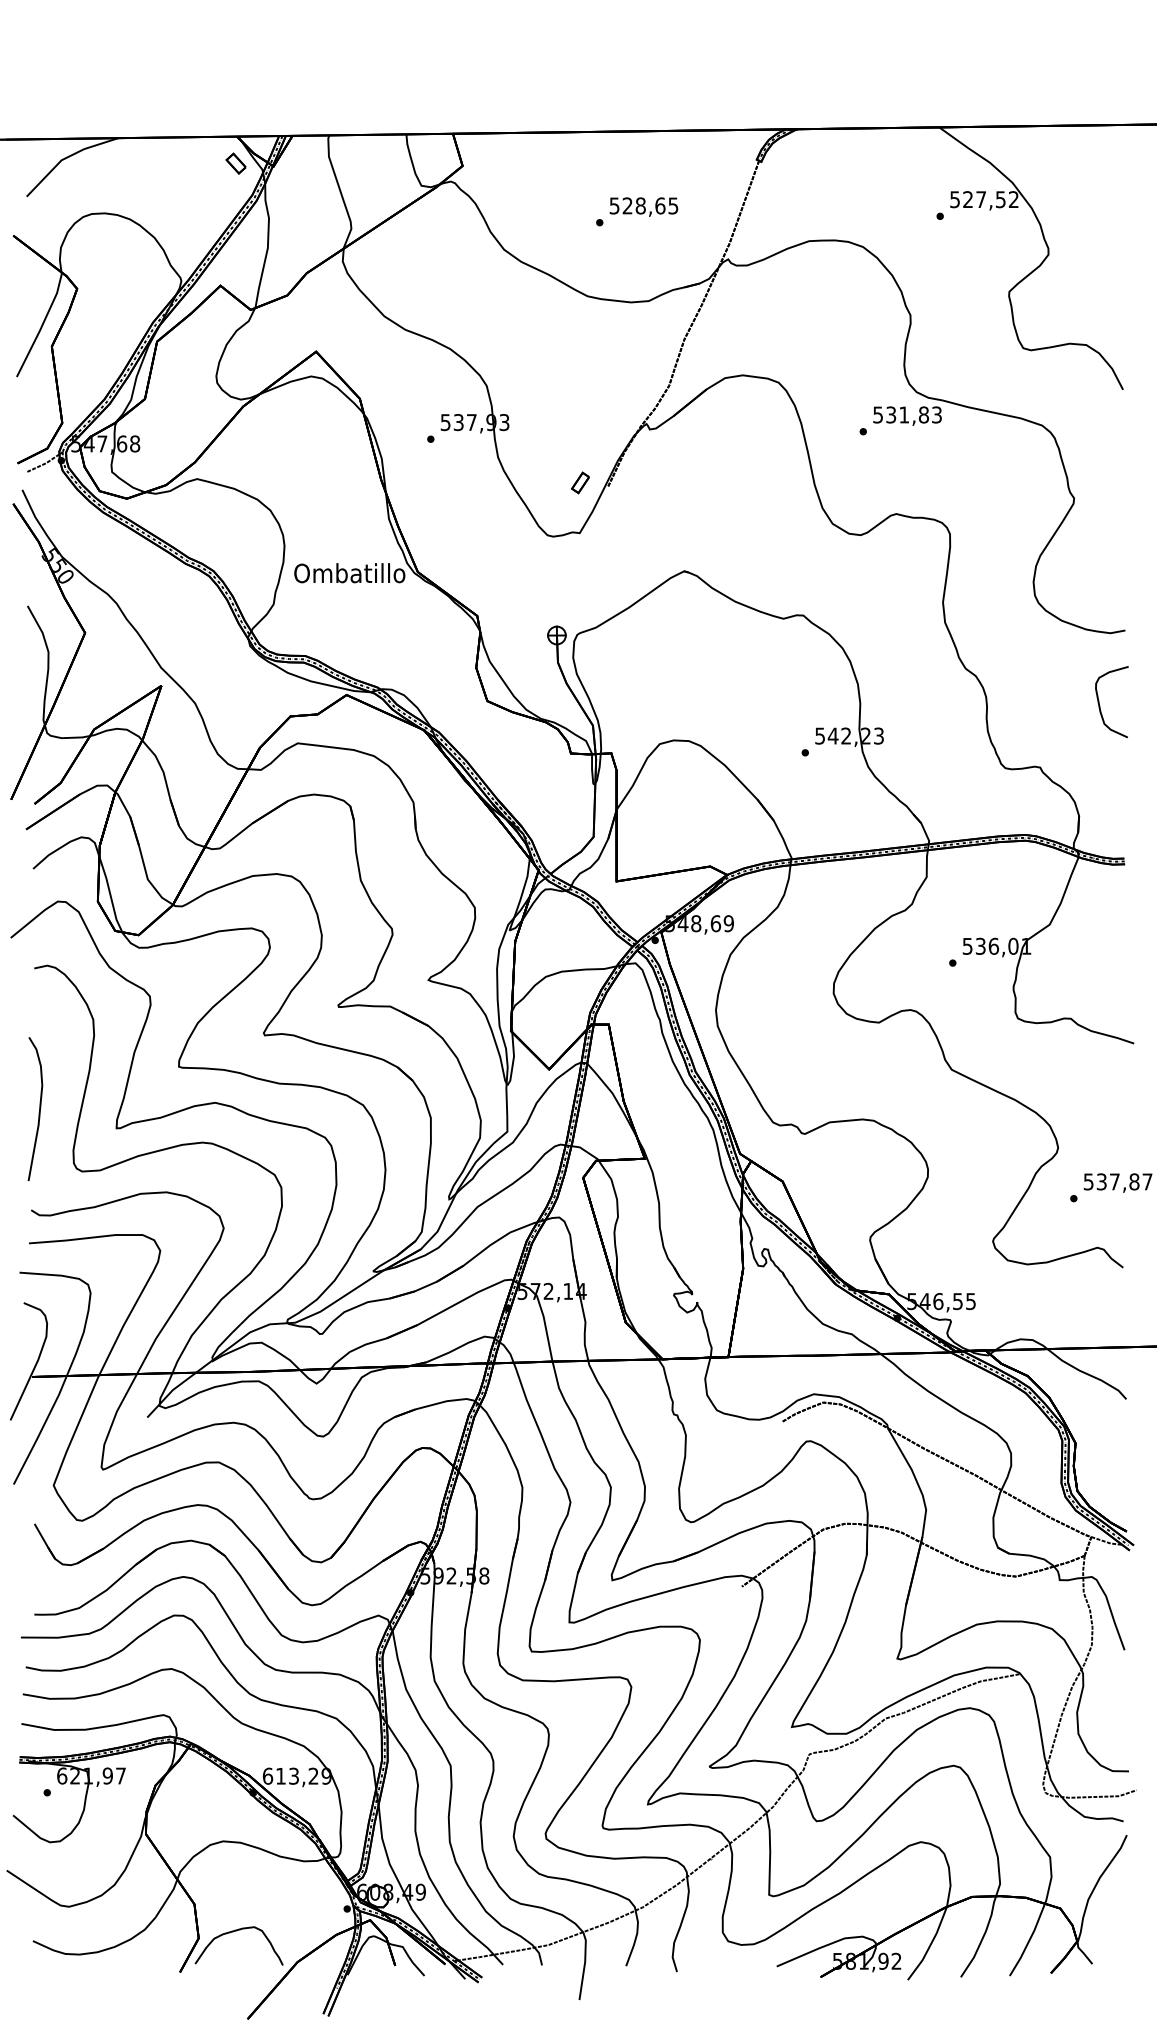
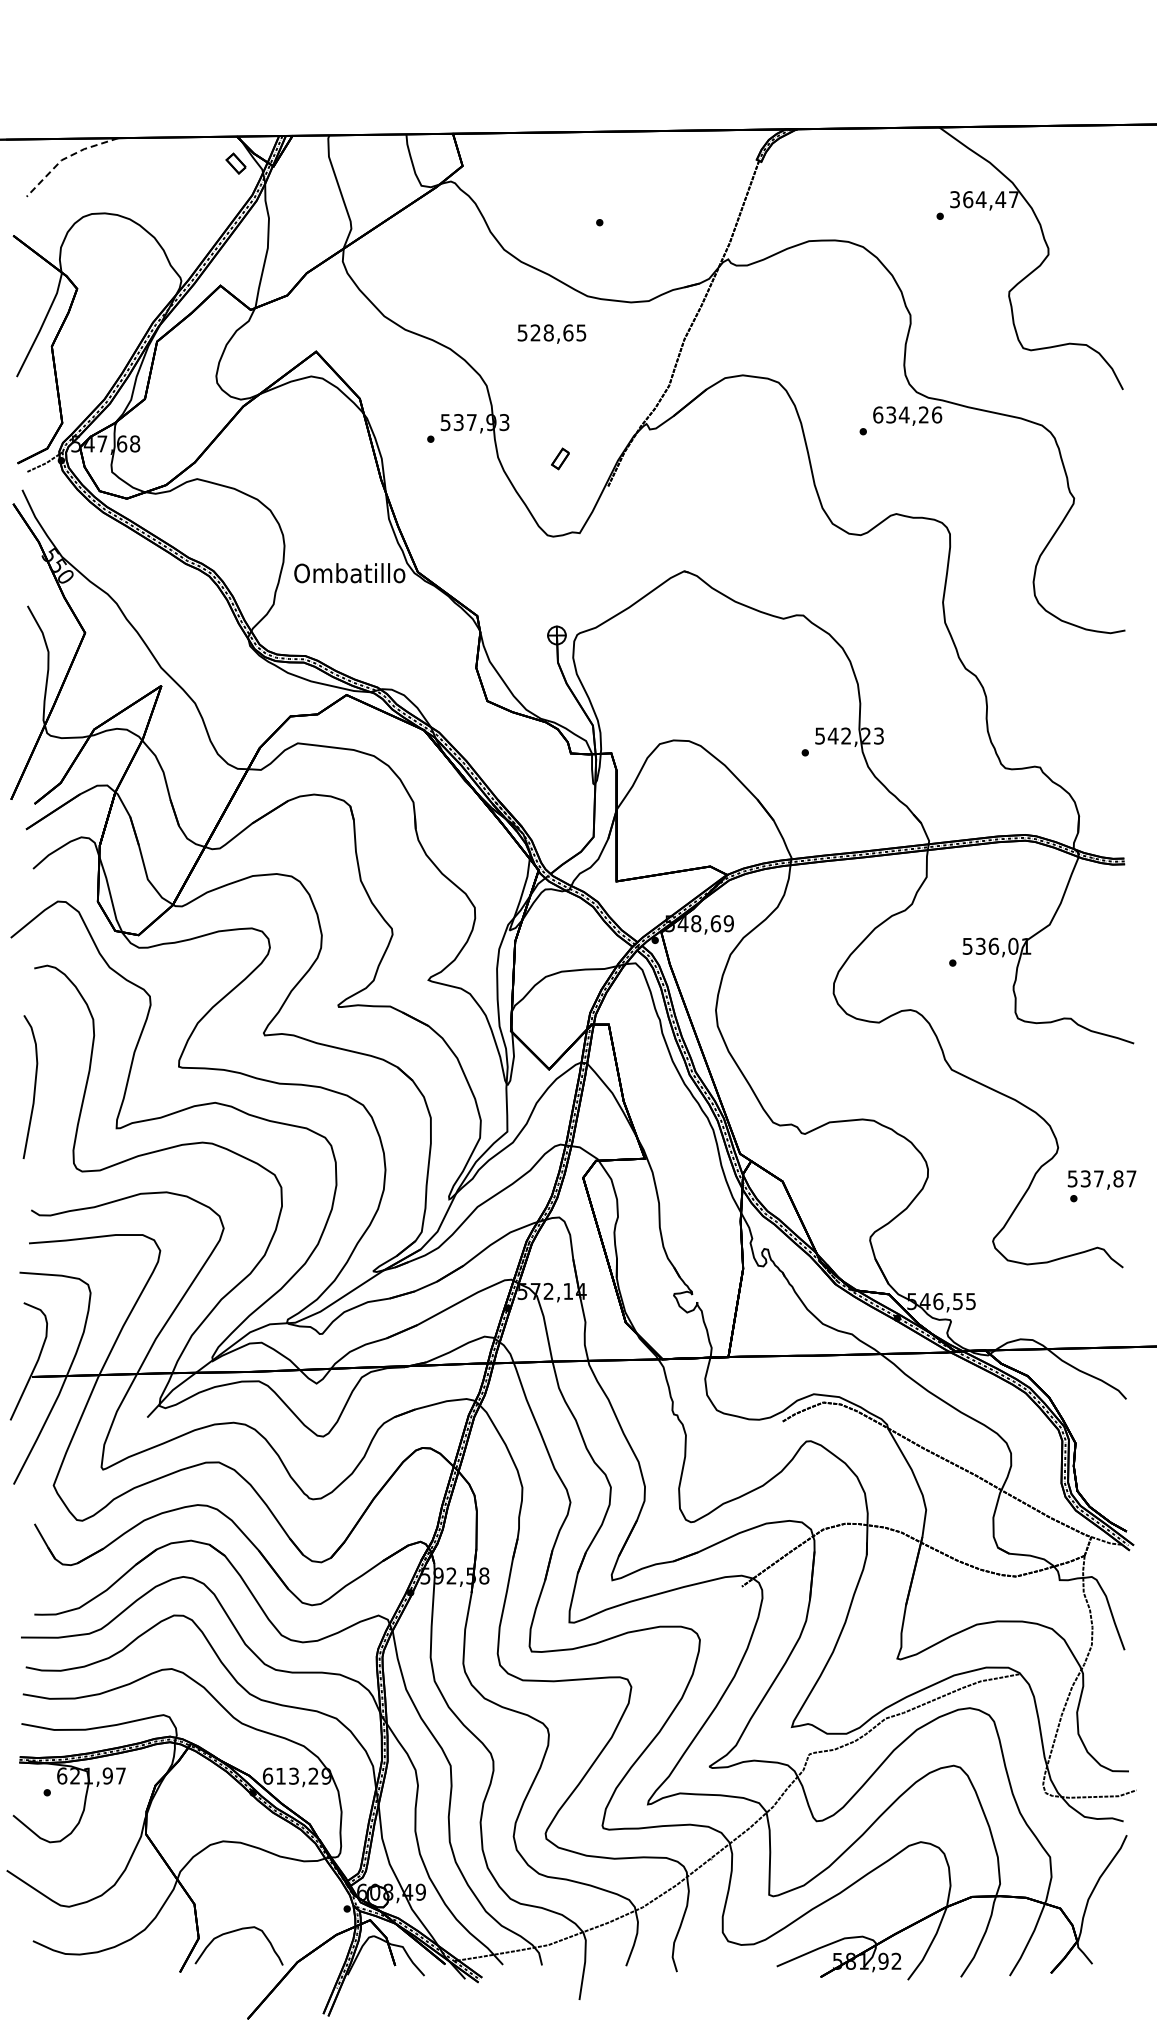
line: solid -> dashed (65, 158)
text: 527,52 -> 364,47 (984, 199)
text position: (643, 206) -> (551, 333) (551, 333)
text: 531,83 -> 634,26 (907, 414)
part position: (580, 482) -> (560, 458) (560, 458)
curve: present -> none (1100, 705)
curve position: (39, 1109) -> (34, 1087) (34, 1087)
text position: (1117, 1182) -> (1101, 1179) (1101, 1179)
